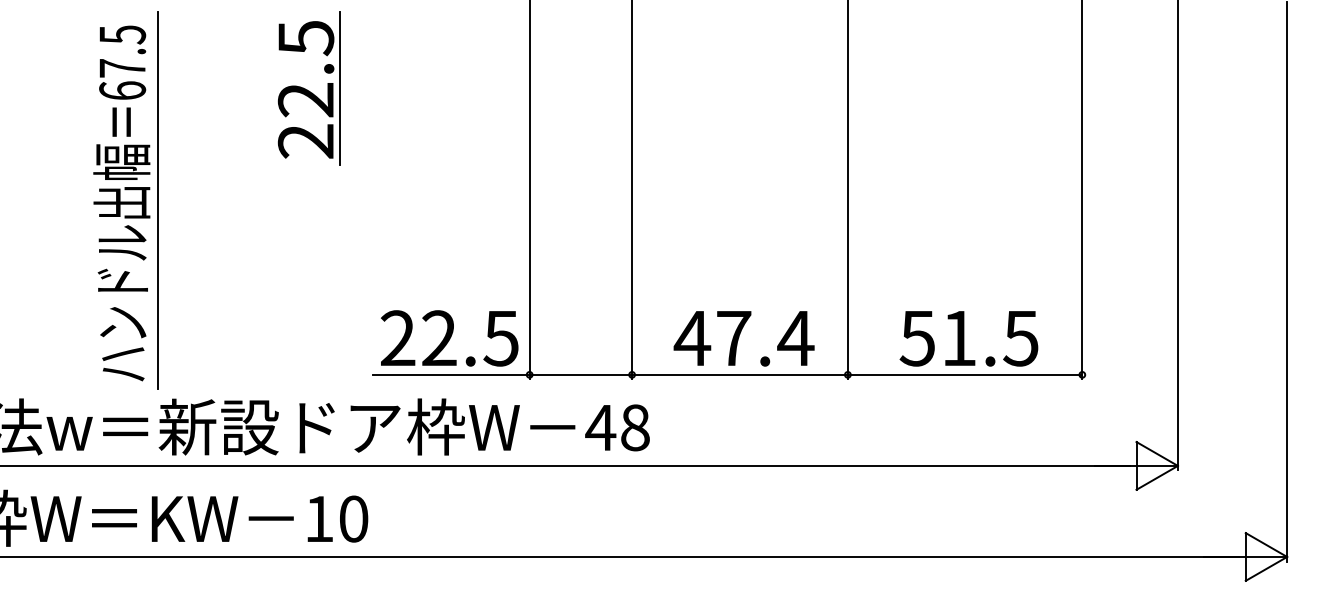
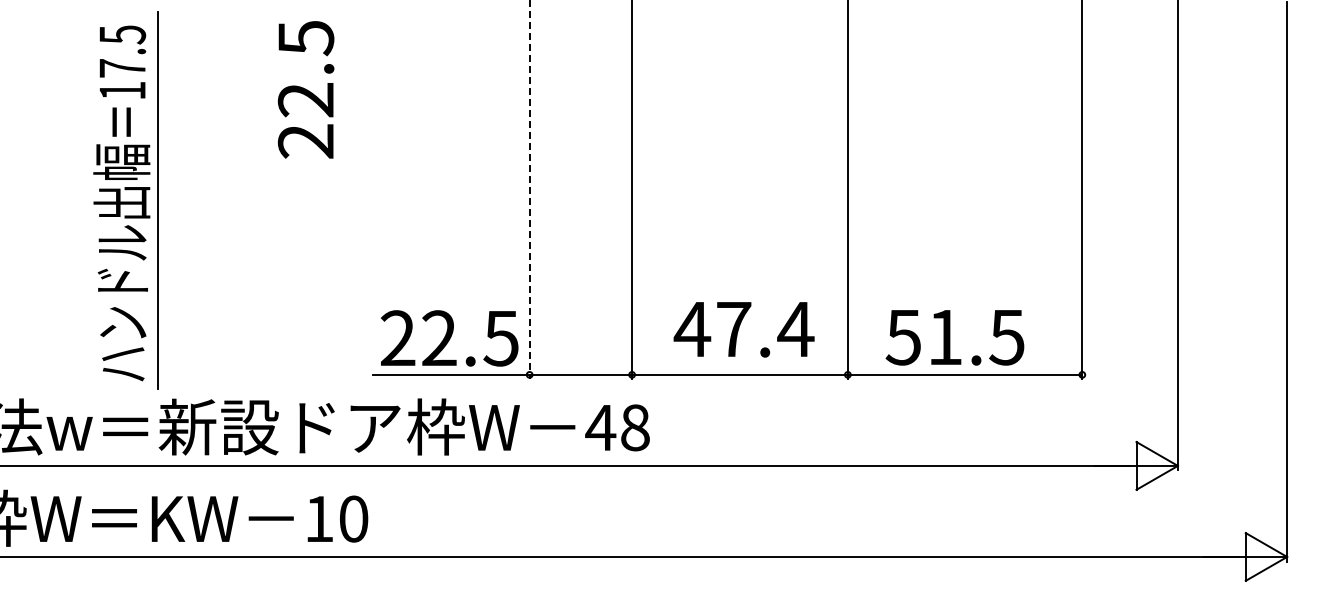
line: present -> none (340, 88)
text: 67.5 -> 17.5 (122, 90)
line: solid -> dashed (529, 190)
text position: (743, 338) -> (743, 329) (743, 329)
text position: (968, 338) -> (954, 337) (954, 337)
